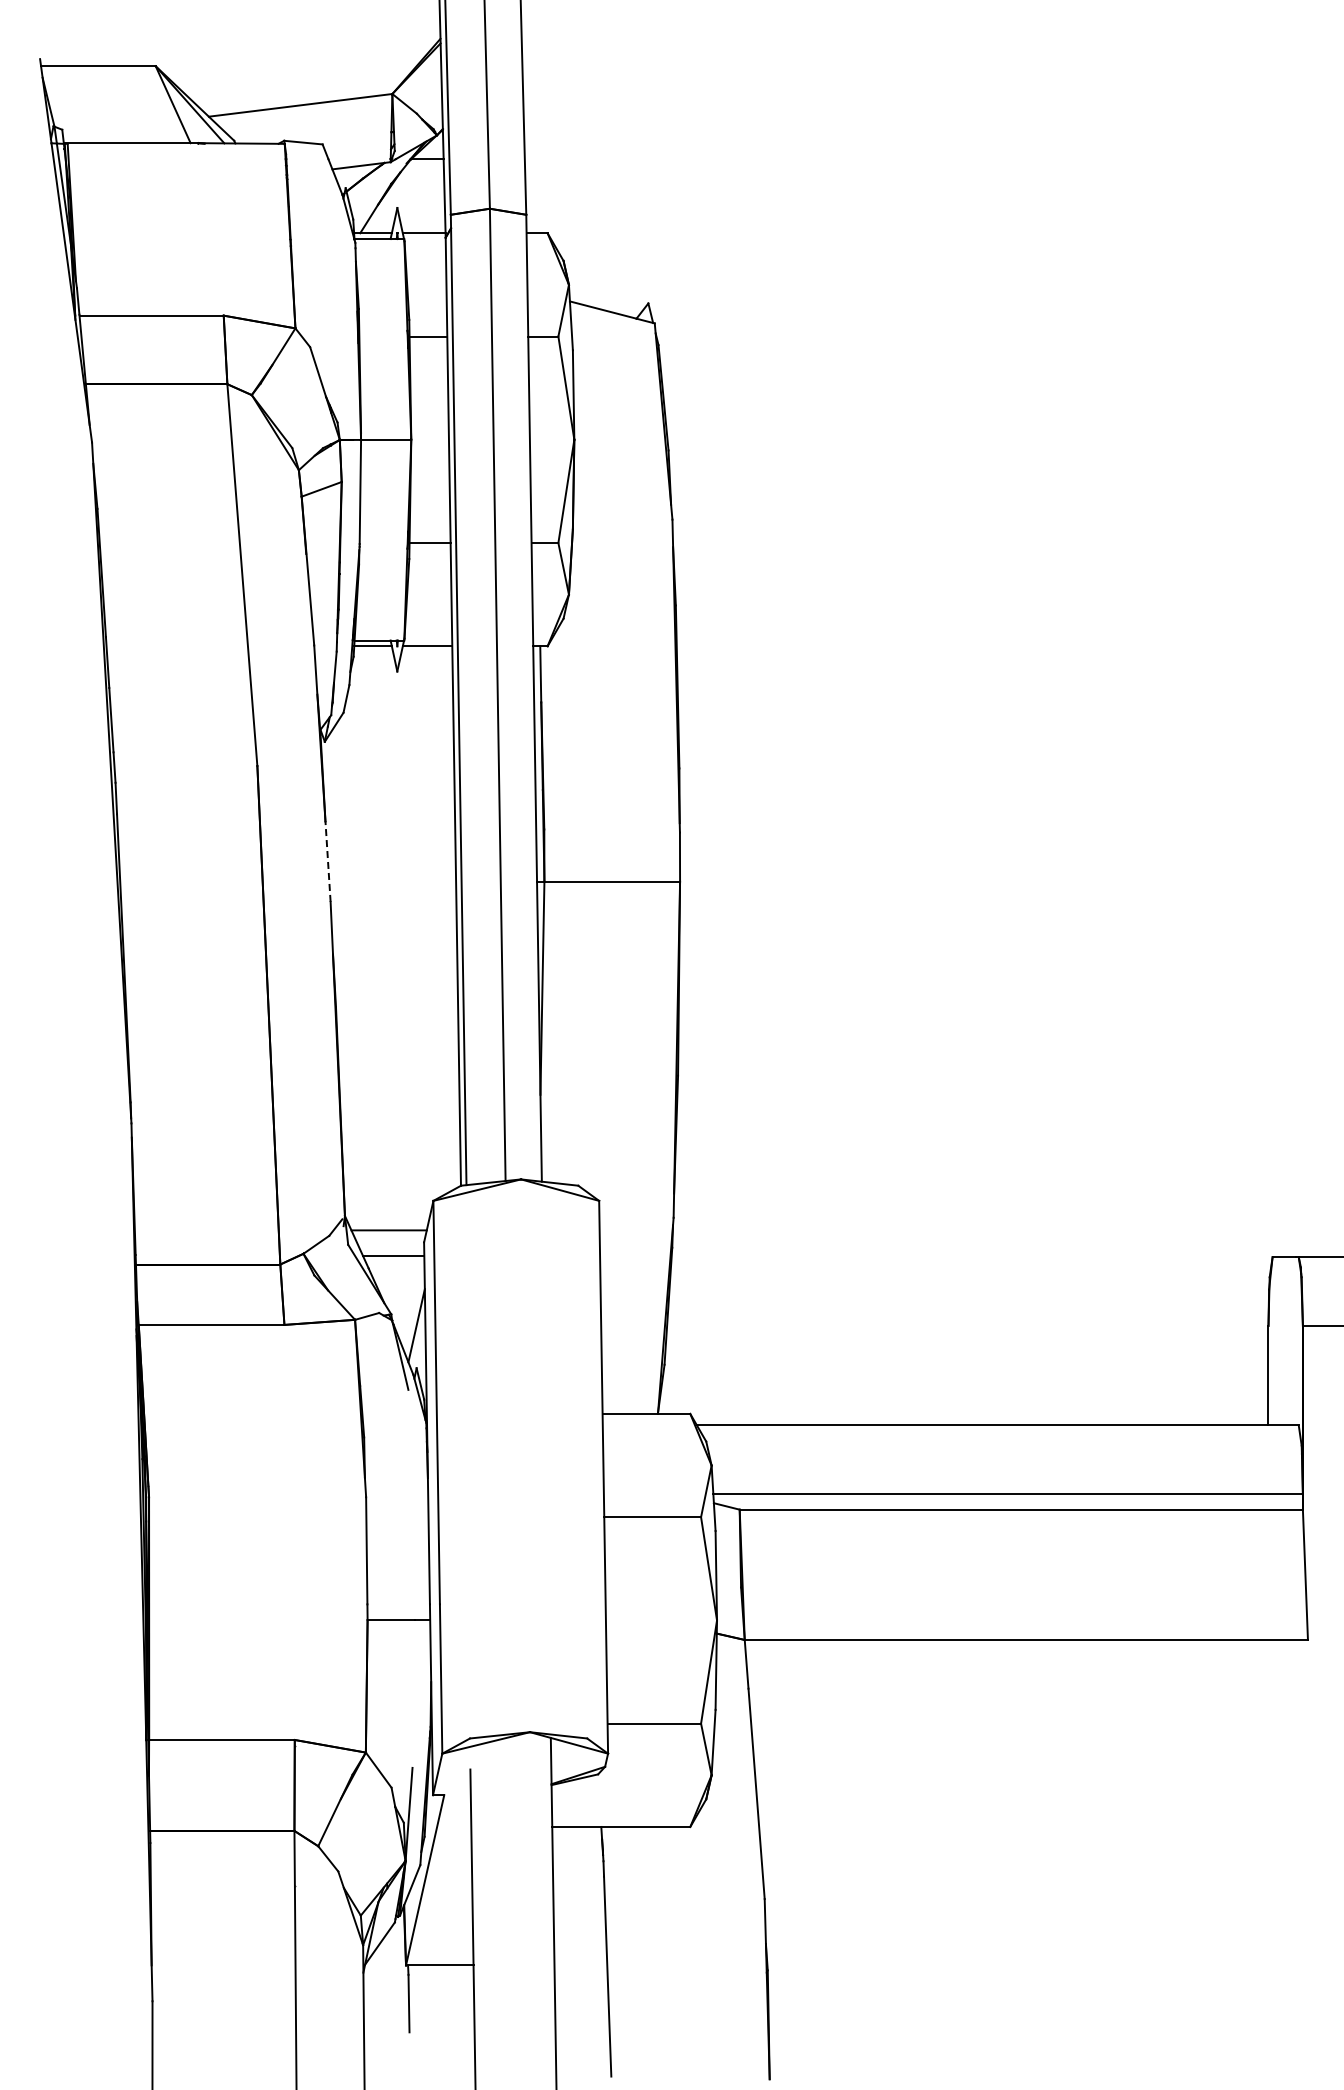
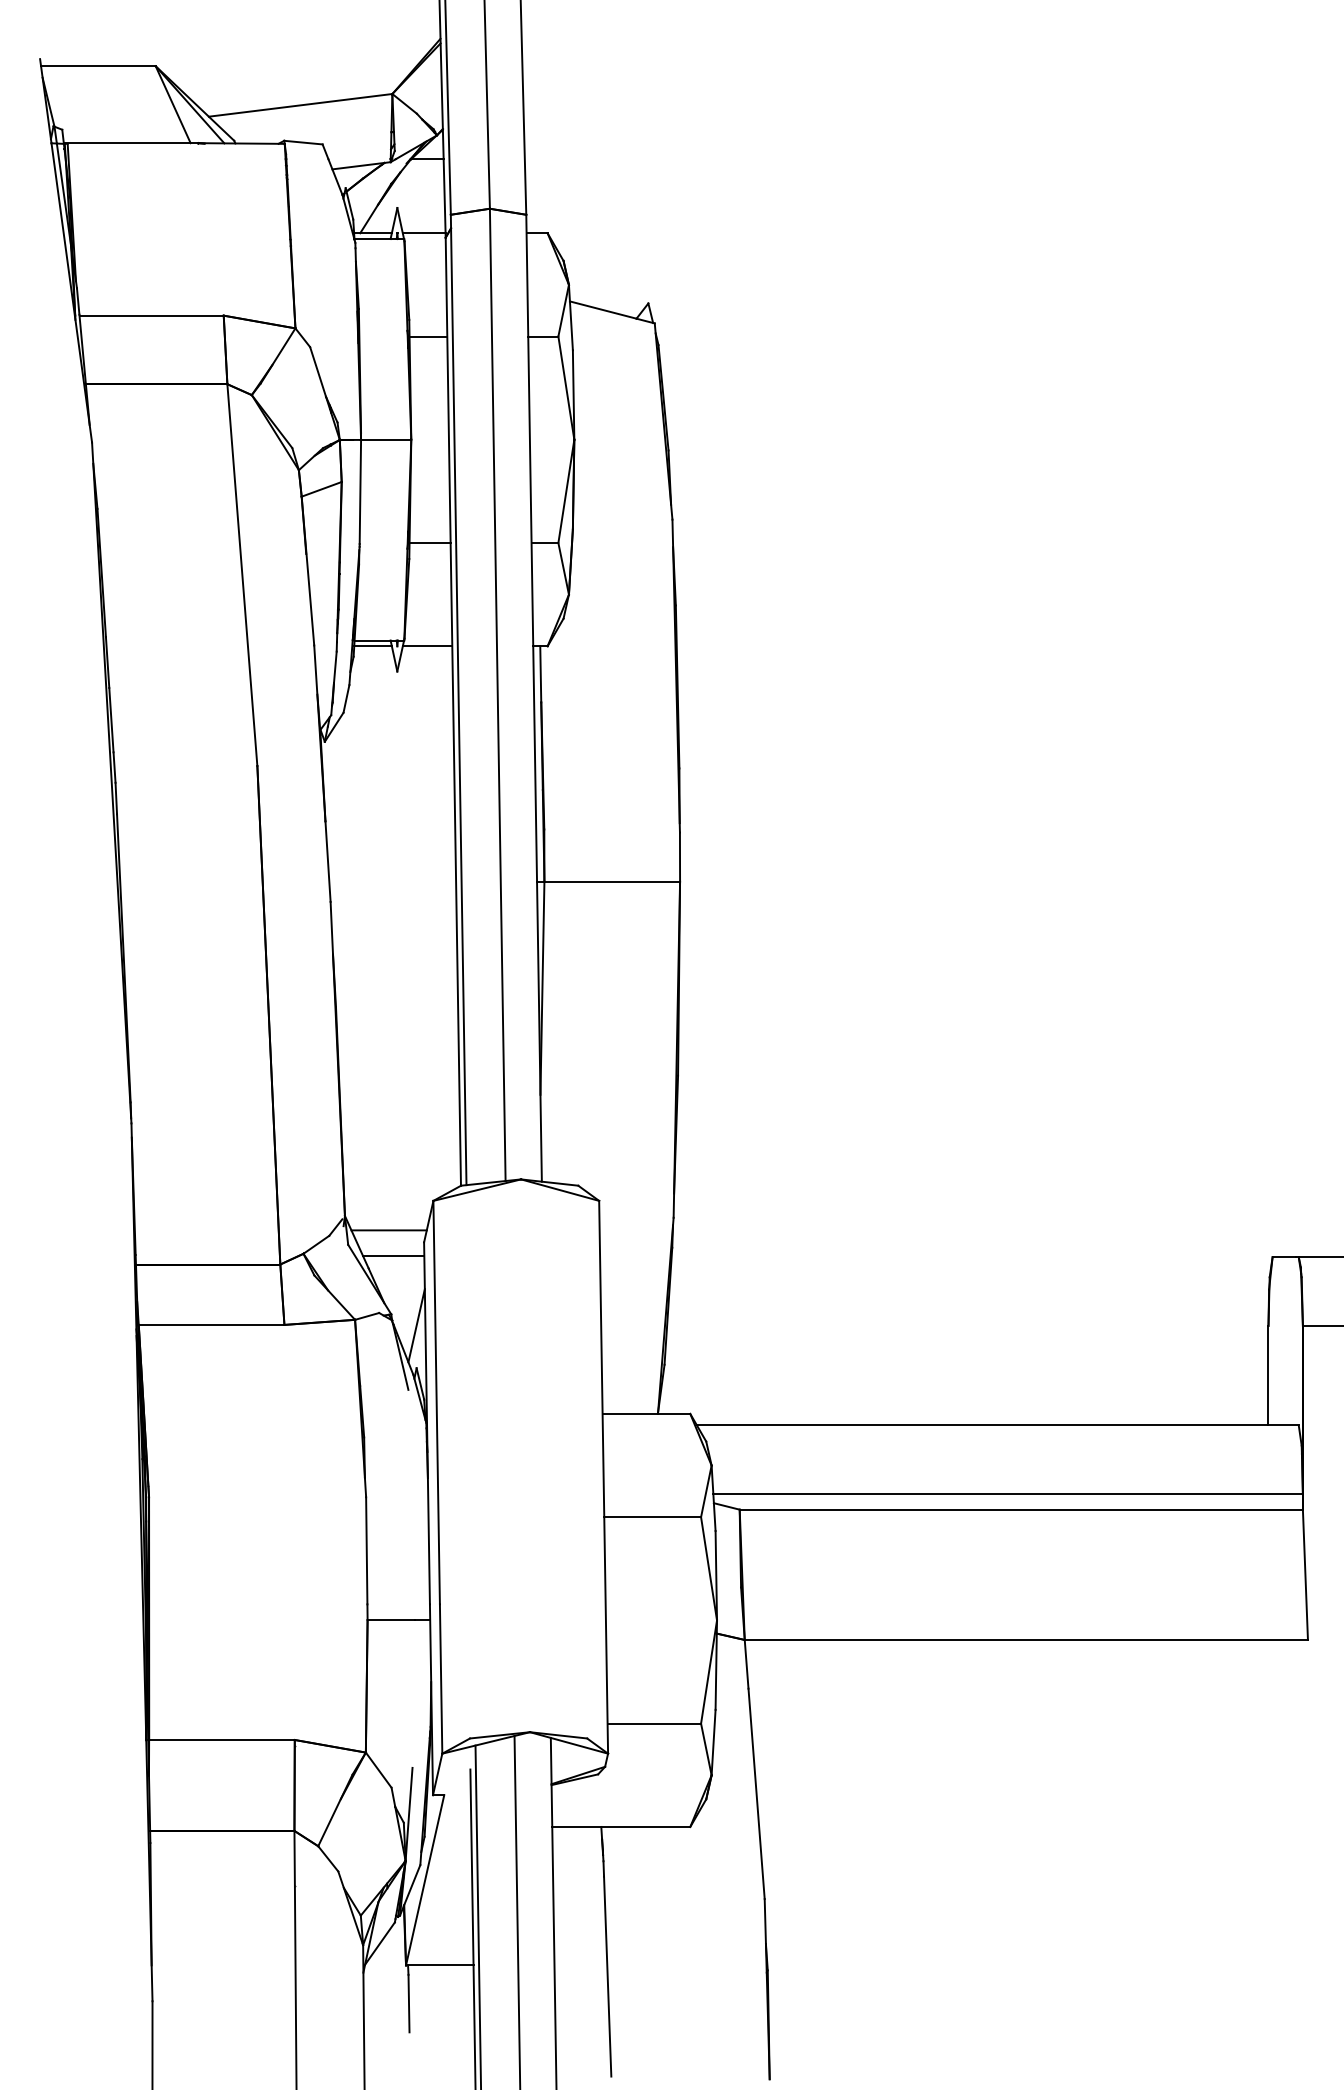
line: dashed -> solid (328, 861)
line: none -> present (517, 1910)
line: none -> present (478, 1915)
